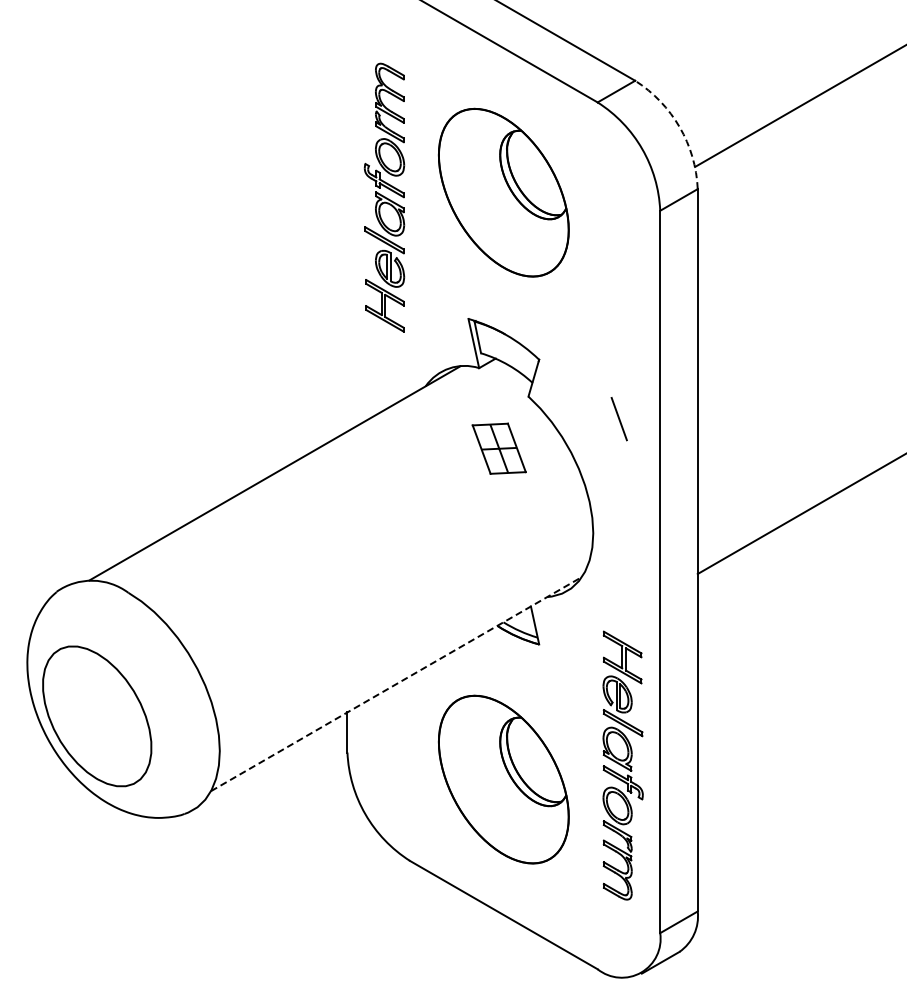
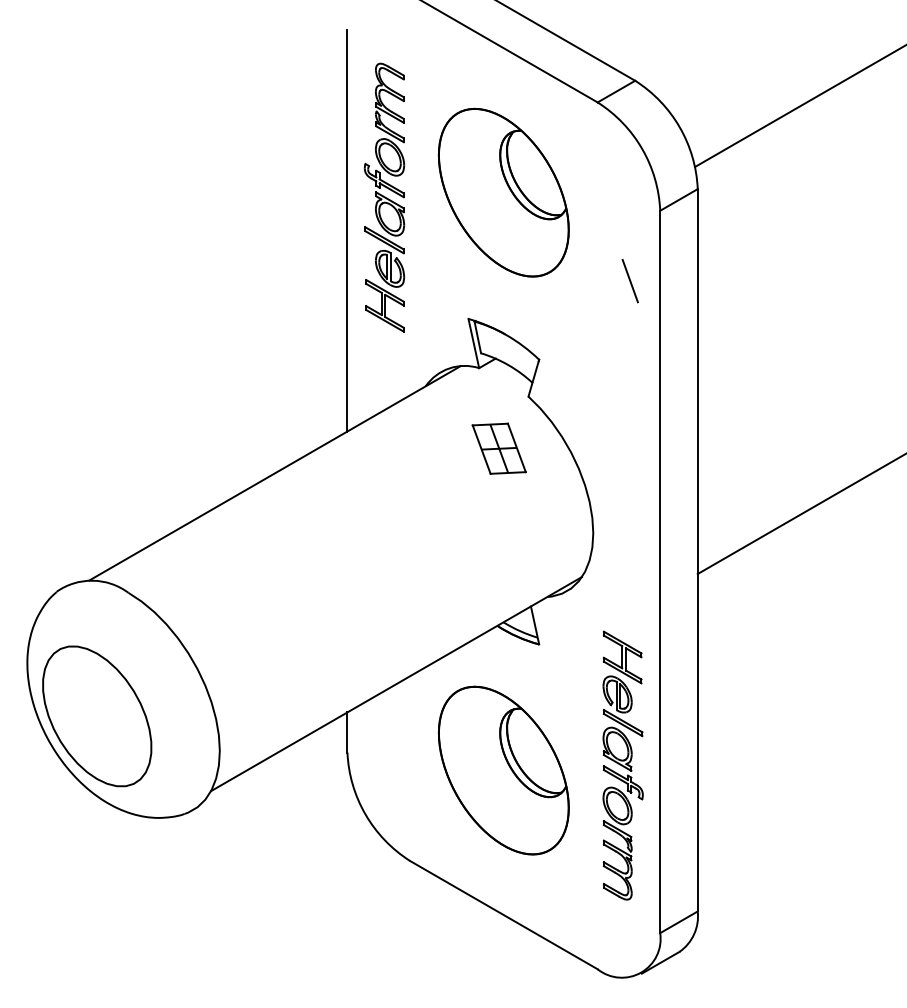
arc: dashed -> solid (679, 127)
line: none -> present (347, 230)
line position: (618, 419) -> (629, 281) (629, 281)
line: dashed -> solid (396, 683)
part position: (503, 779) -> (503, 770) (503, 770)
